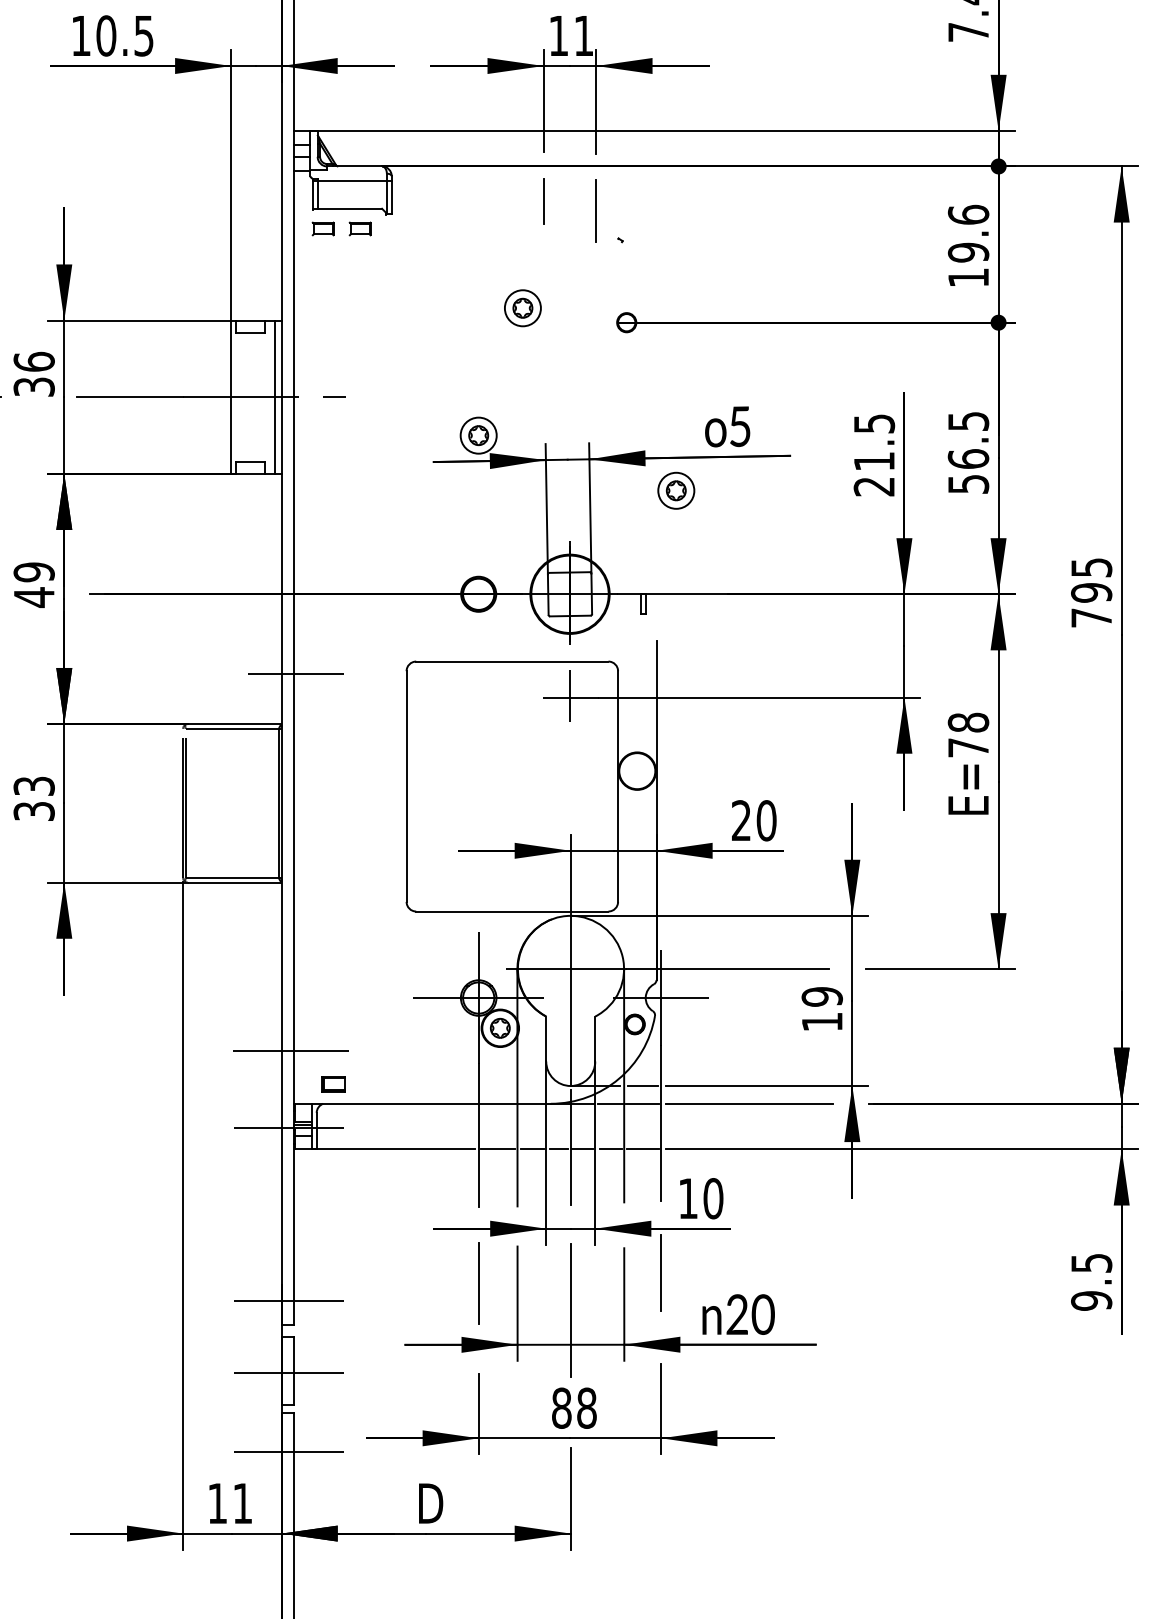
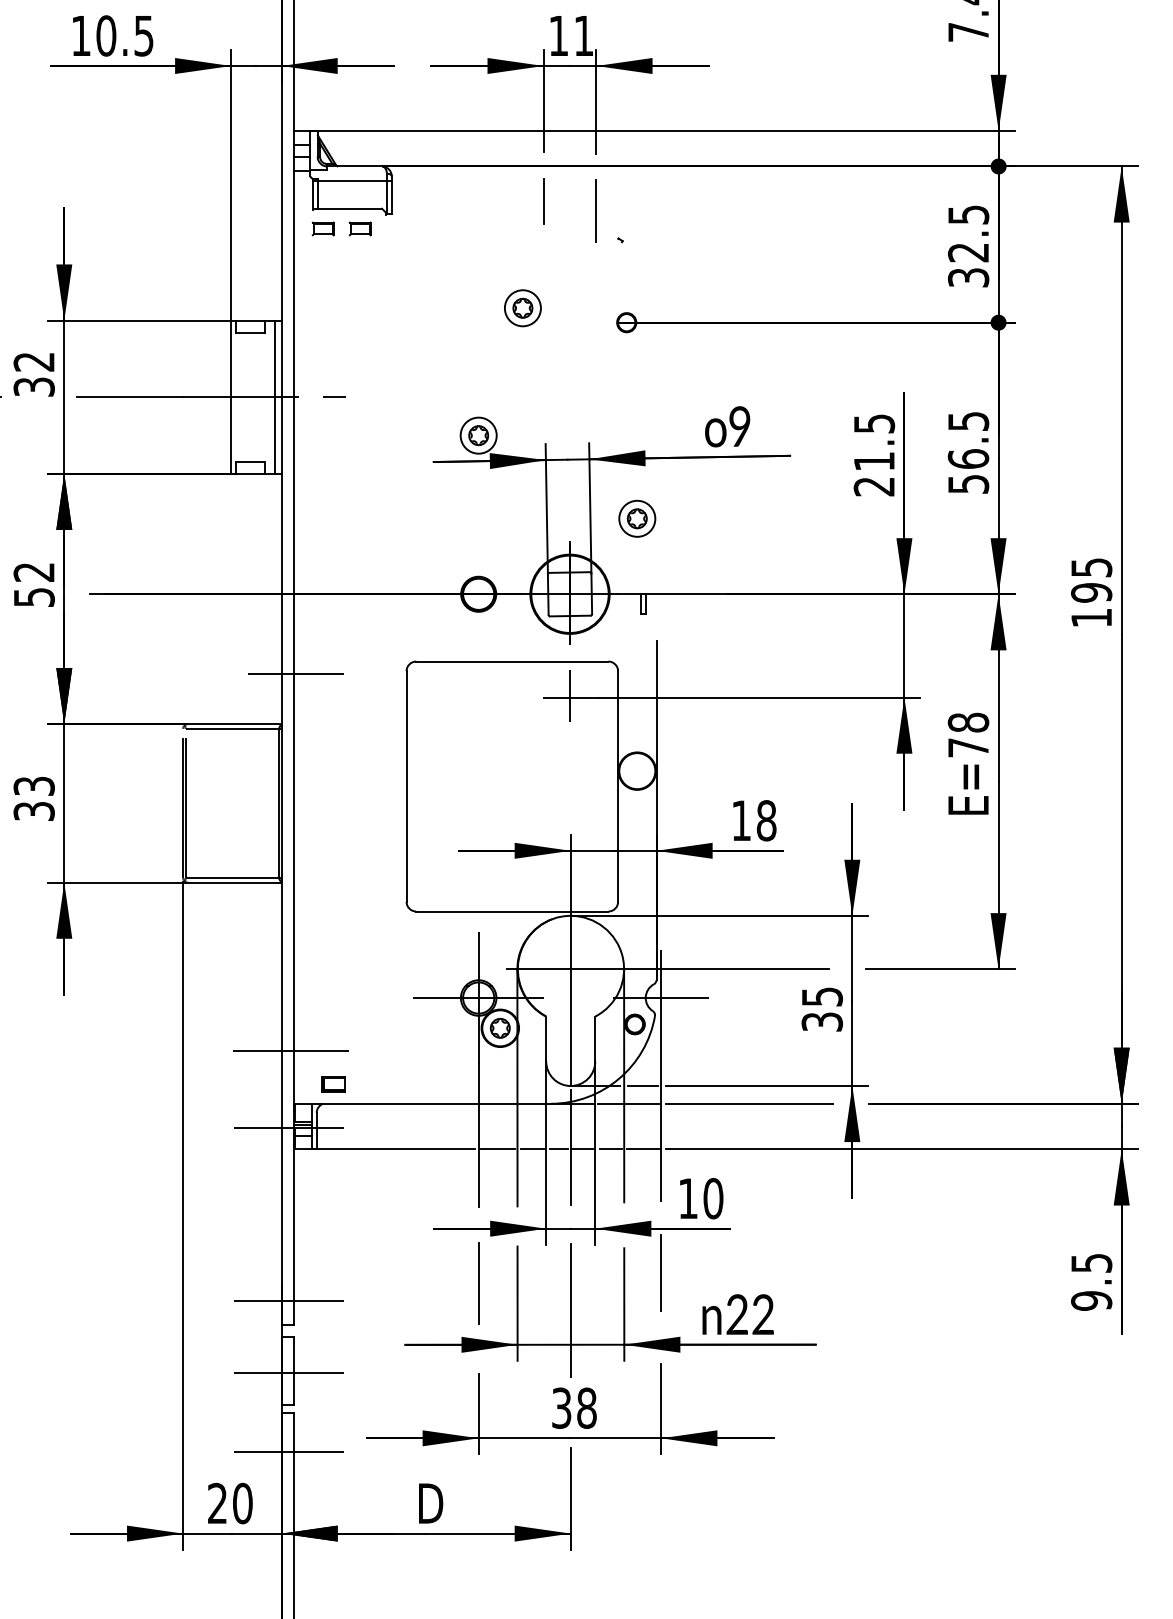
text: 19.6 -> 32.5 (968, 245)
text: 36 -> 32 (33, 361)
text: 5 -> 9 (739, 426)
part position: (676, 490) -> (637, 518) (637, 518)
text: 49 -> 52 (33, 585)
text: 795 -> 195 (1091, 617)
text: 20 -> 18 (754, 820)
text: 19 -> 35 (821, 1009)
text: 20 -> 22 (762, 1314)
text: 88 -> 38 (561, 1407)
text: 11 -> 20 (230, 1503)
